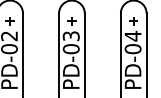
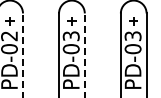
text: PD-04 -> PD-03 (132, 35)
line: solid -> dashed (23, 55)
line: solid -> dashed (84, 55)
